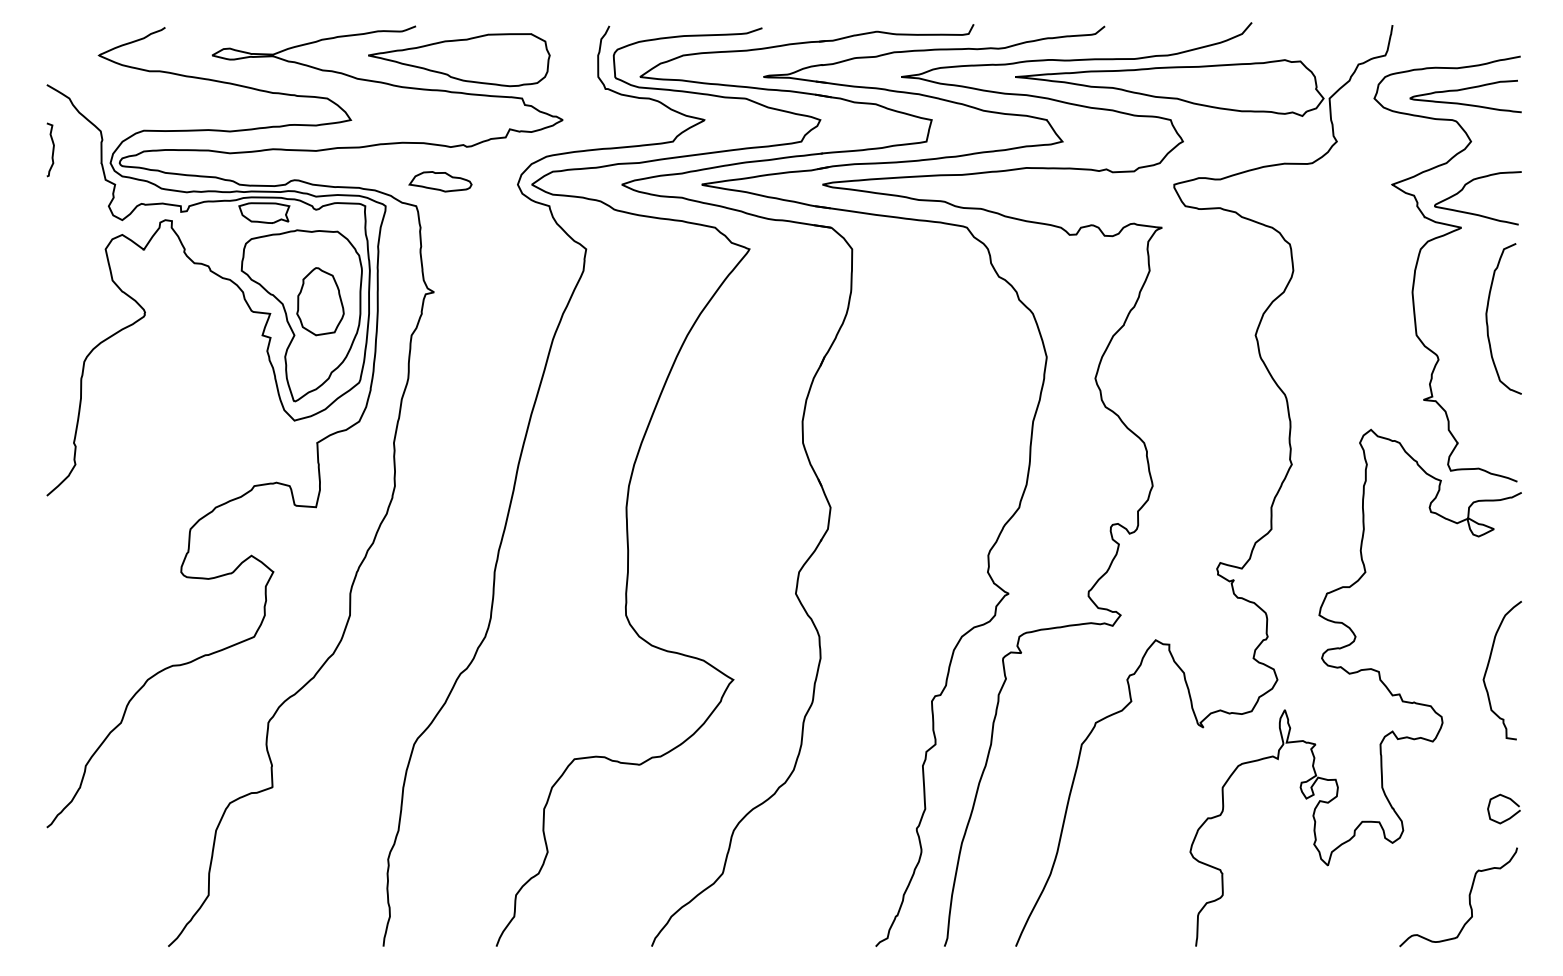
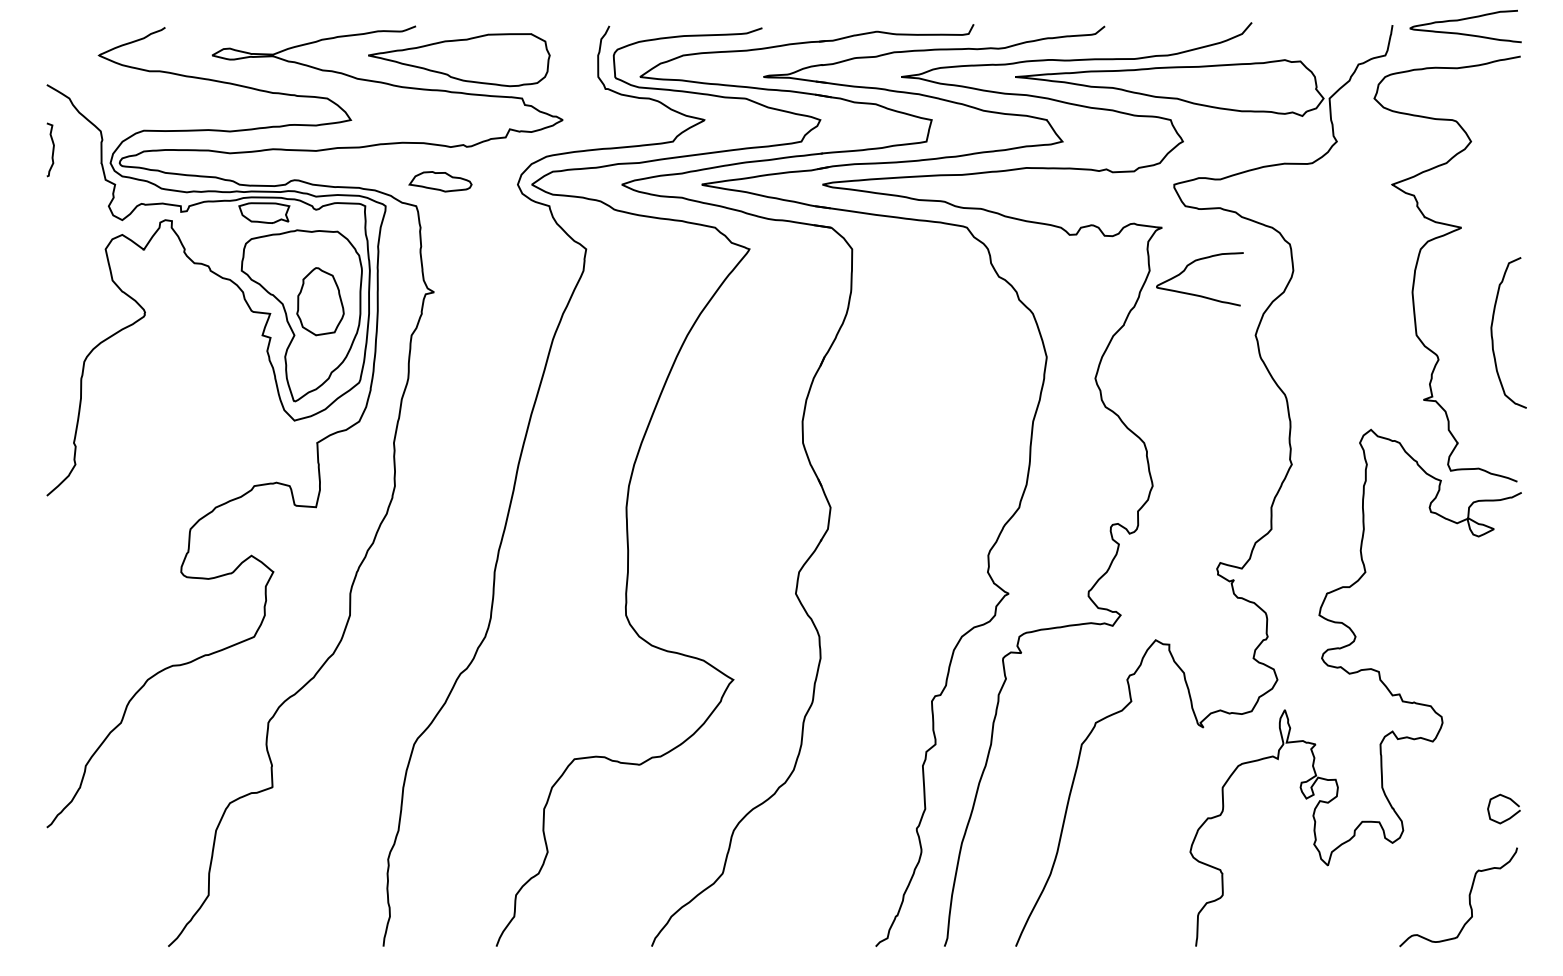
curve position: (1463, 90) -> (1463, 20) (1463, 20)
curve position: (1476, 213) -> (1198, 294) (1198, 294)
curve position: (1487, 318) -> (1492, 332) (1492, 332)
curve: present -> none (1488, 667)
